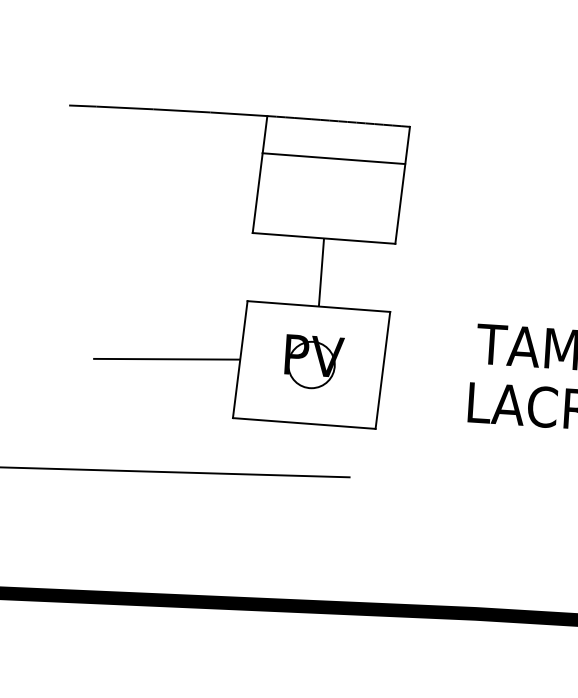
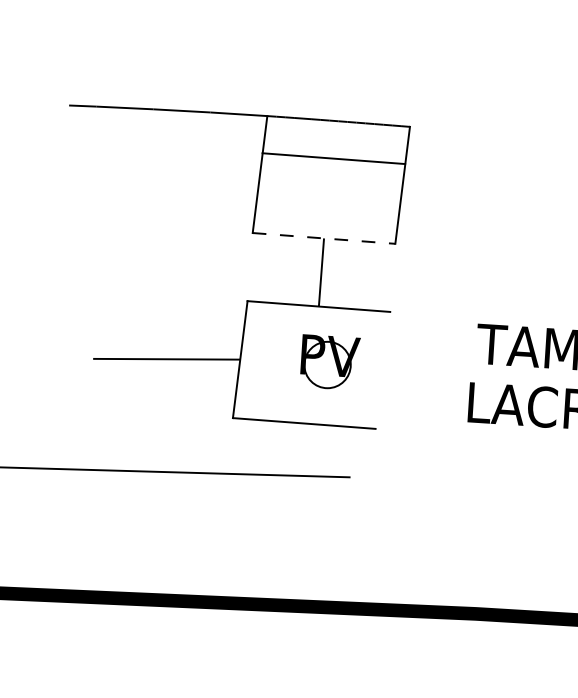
line: solid -> dashed (324, 238)
part position: (314, 361) -> (330, 361) (330, 361)
line: present -> none (382, 369)
